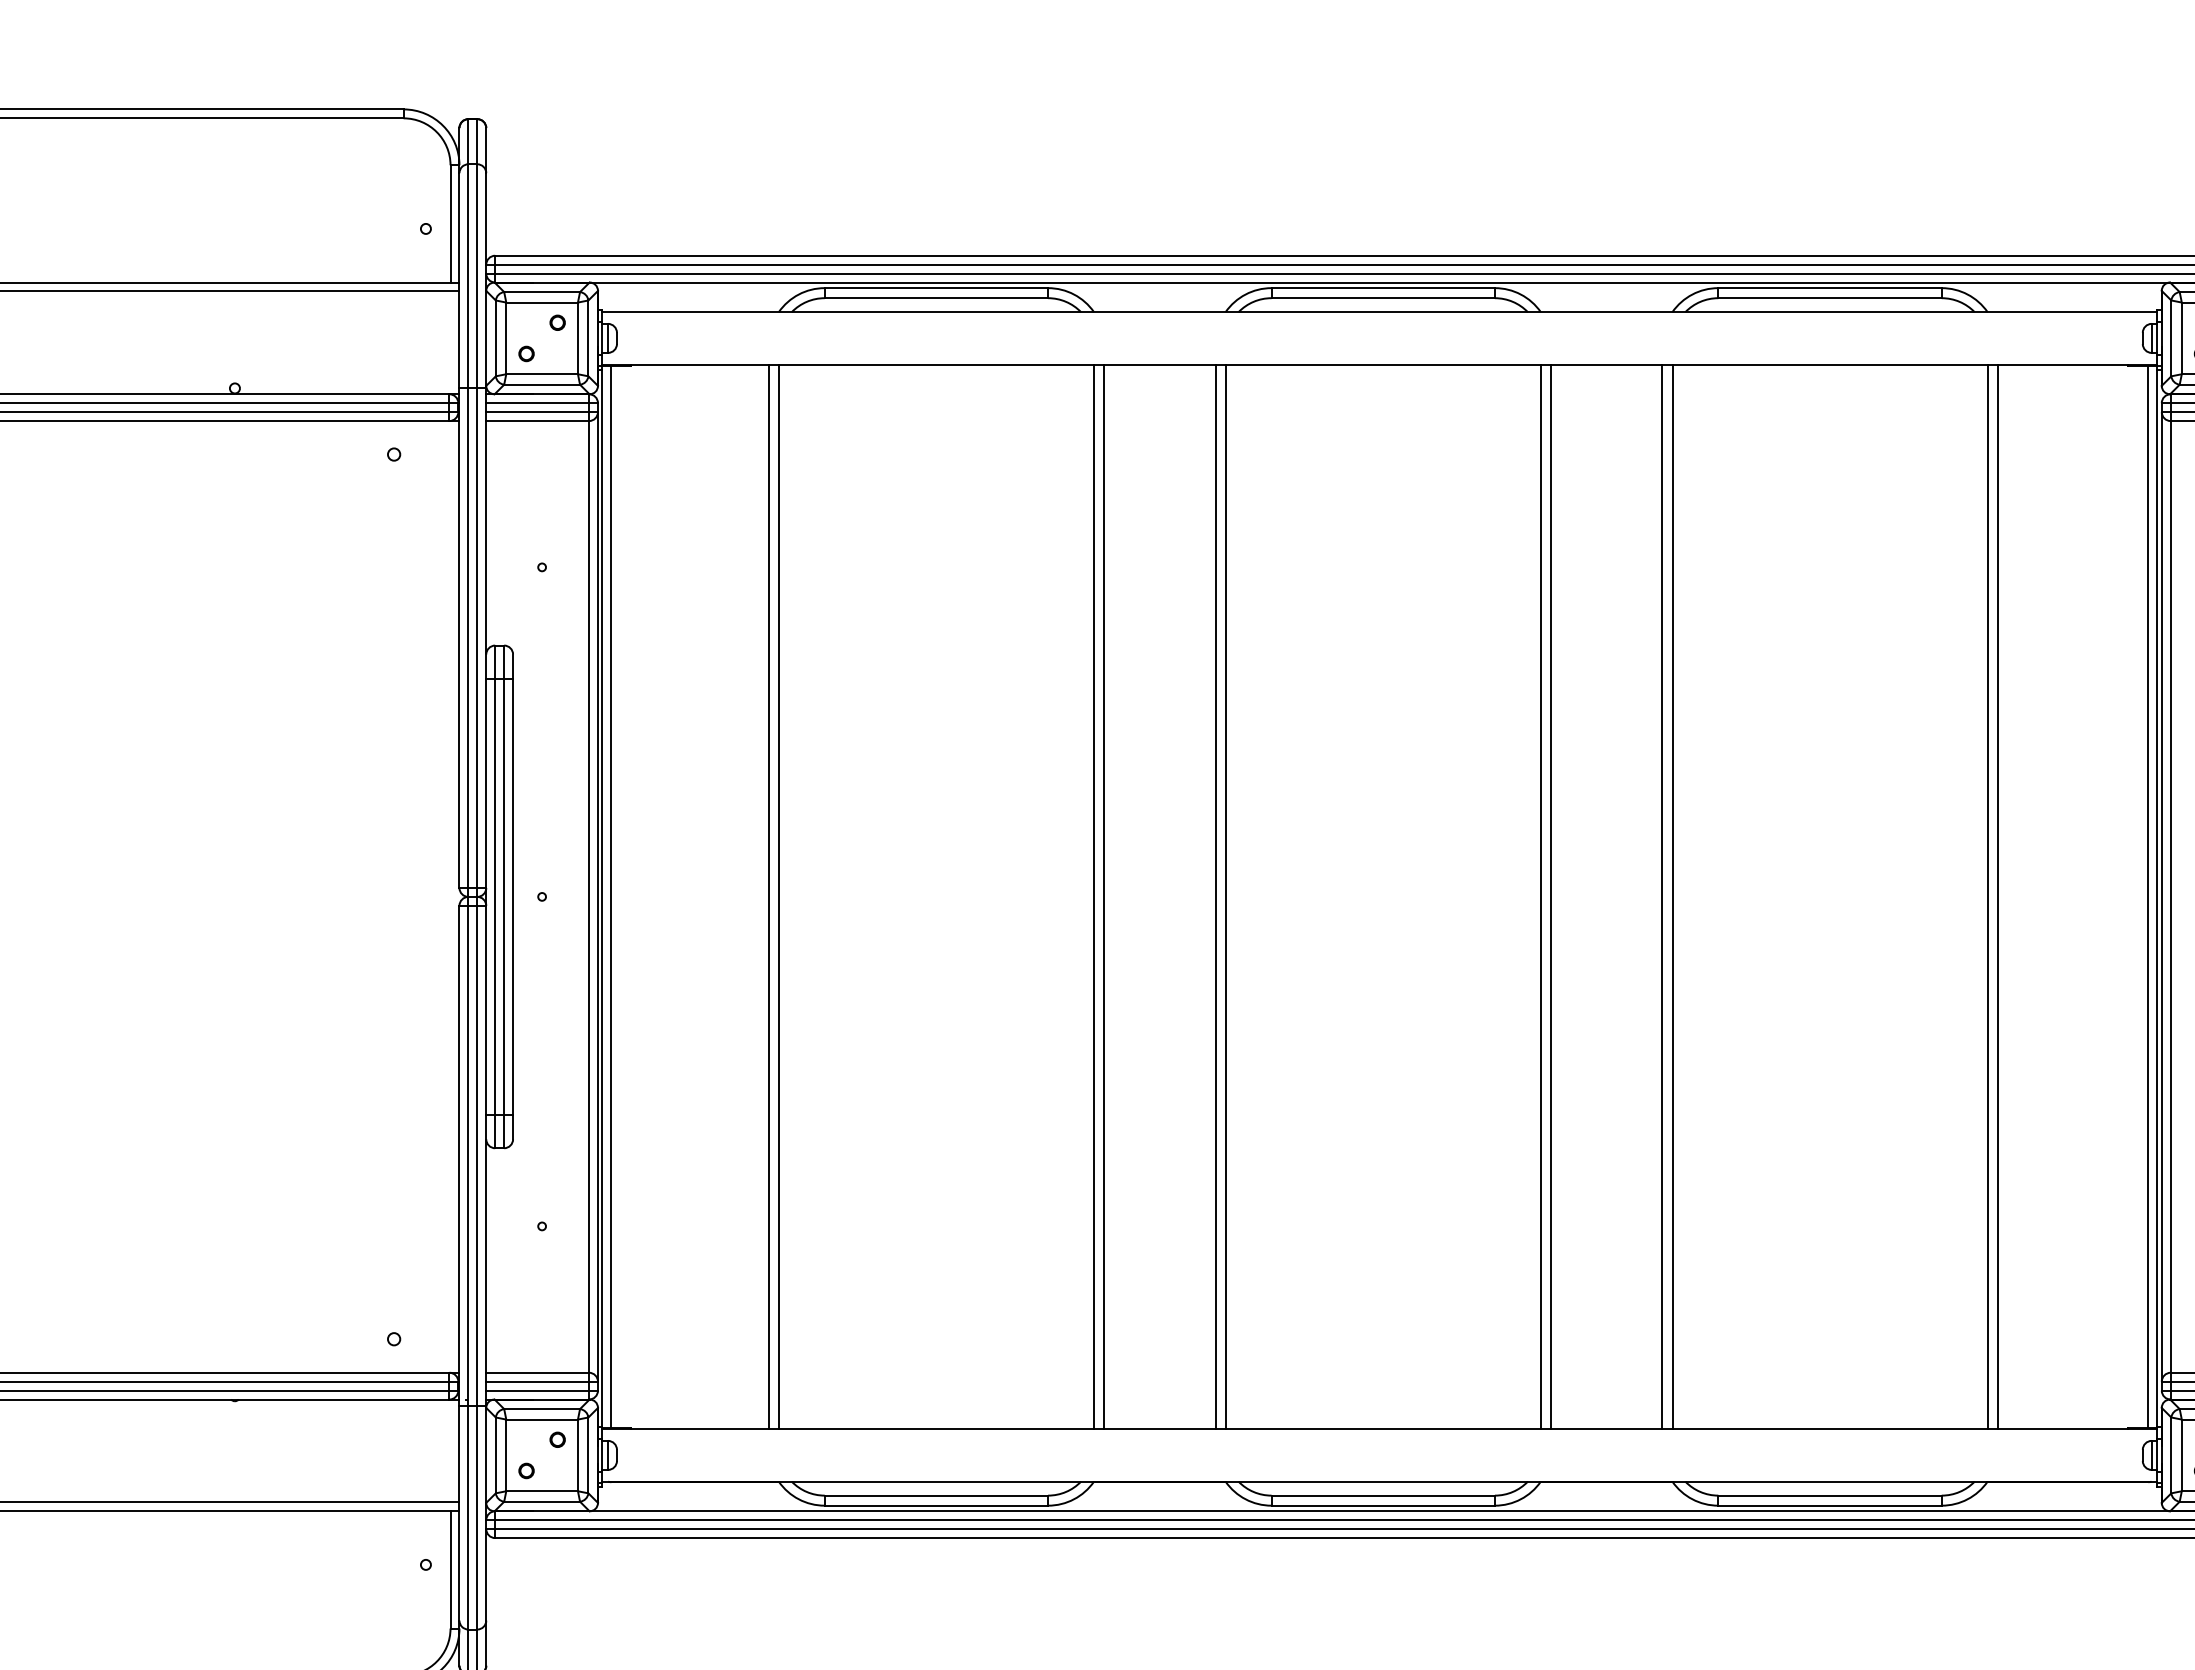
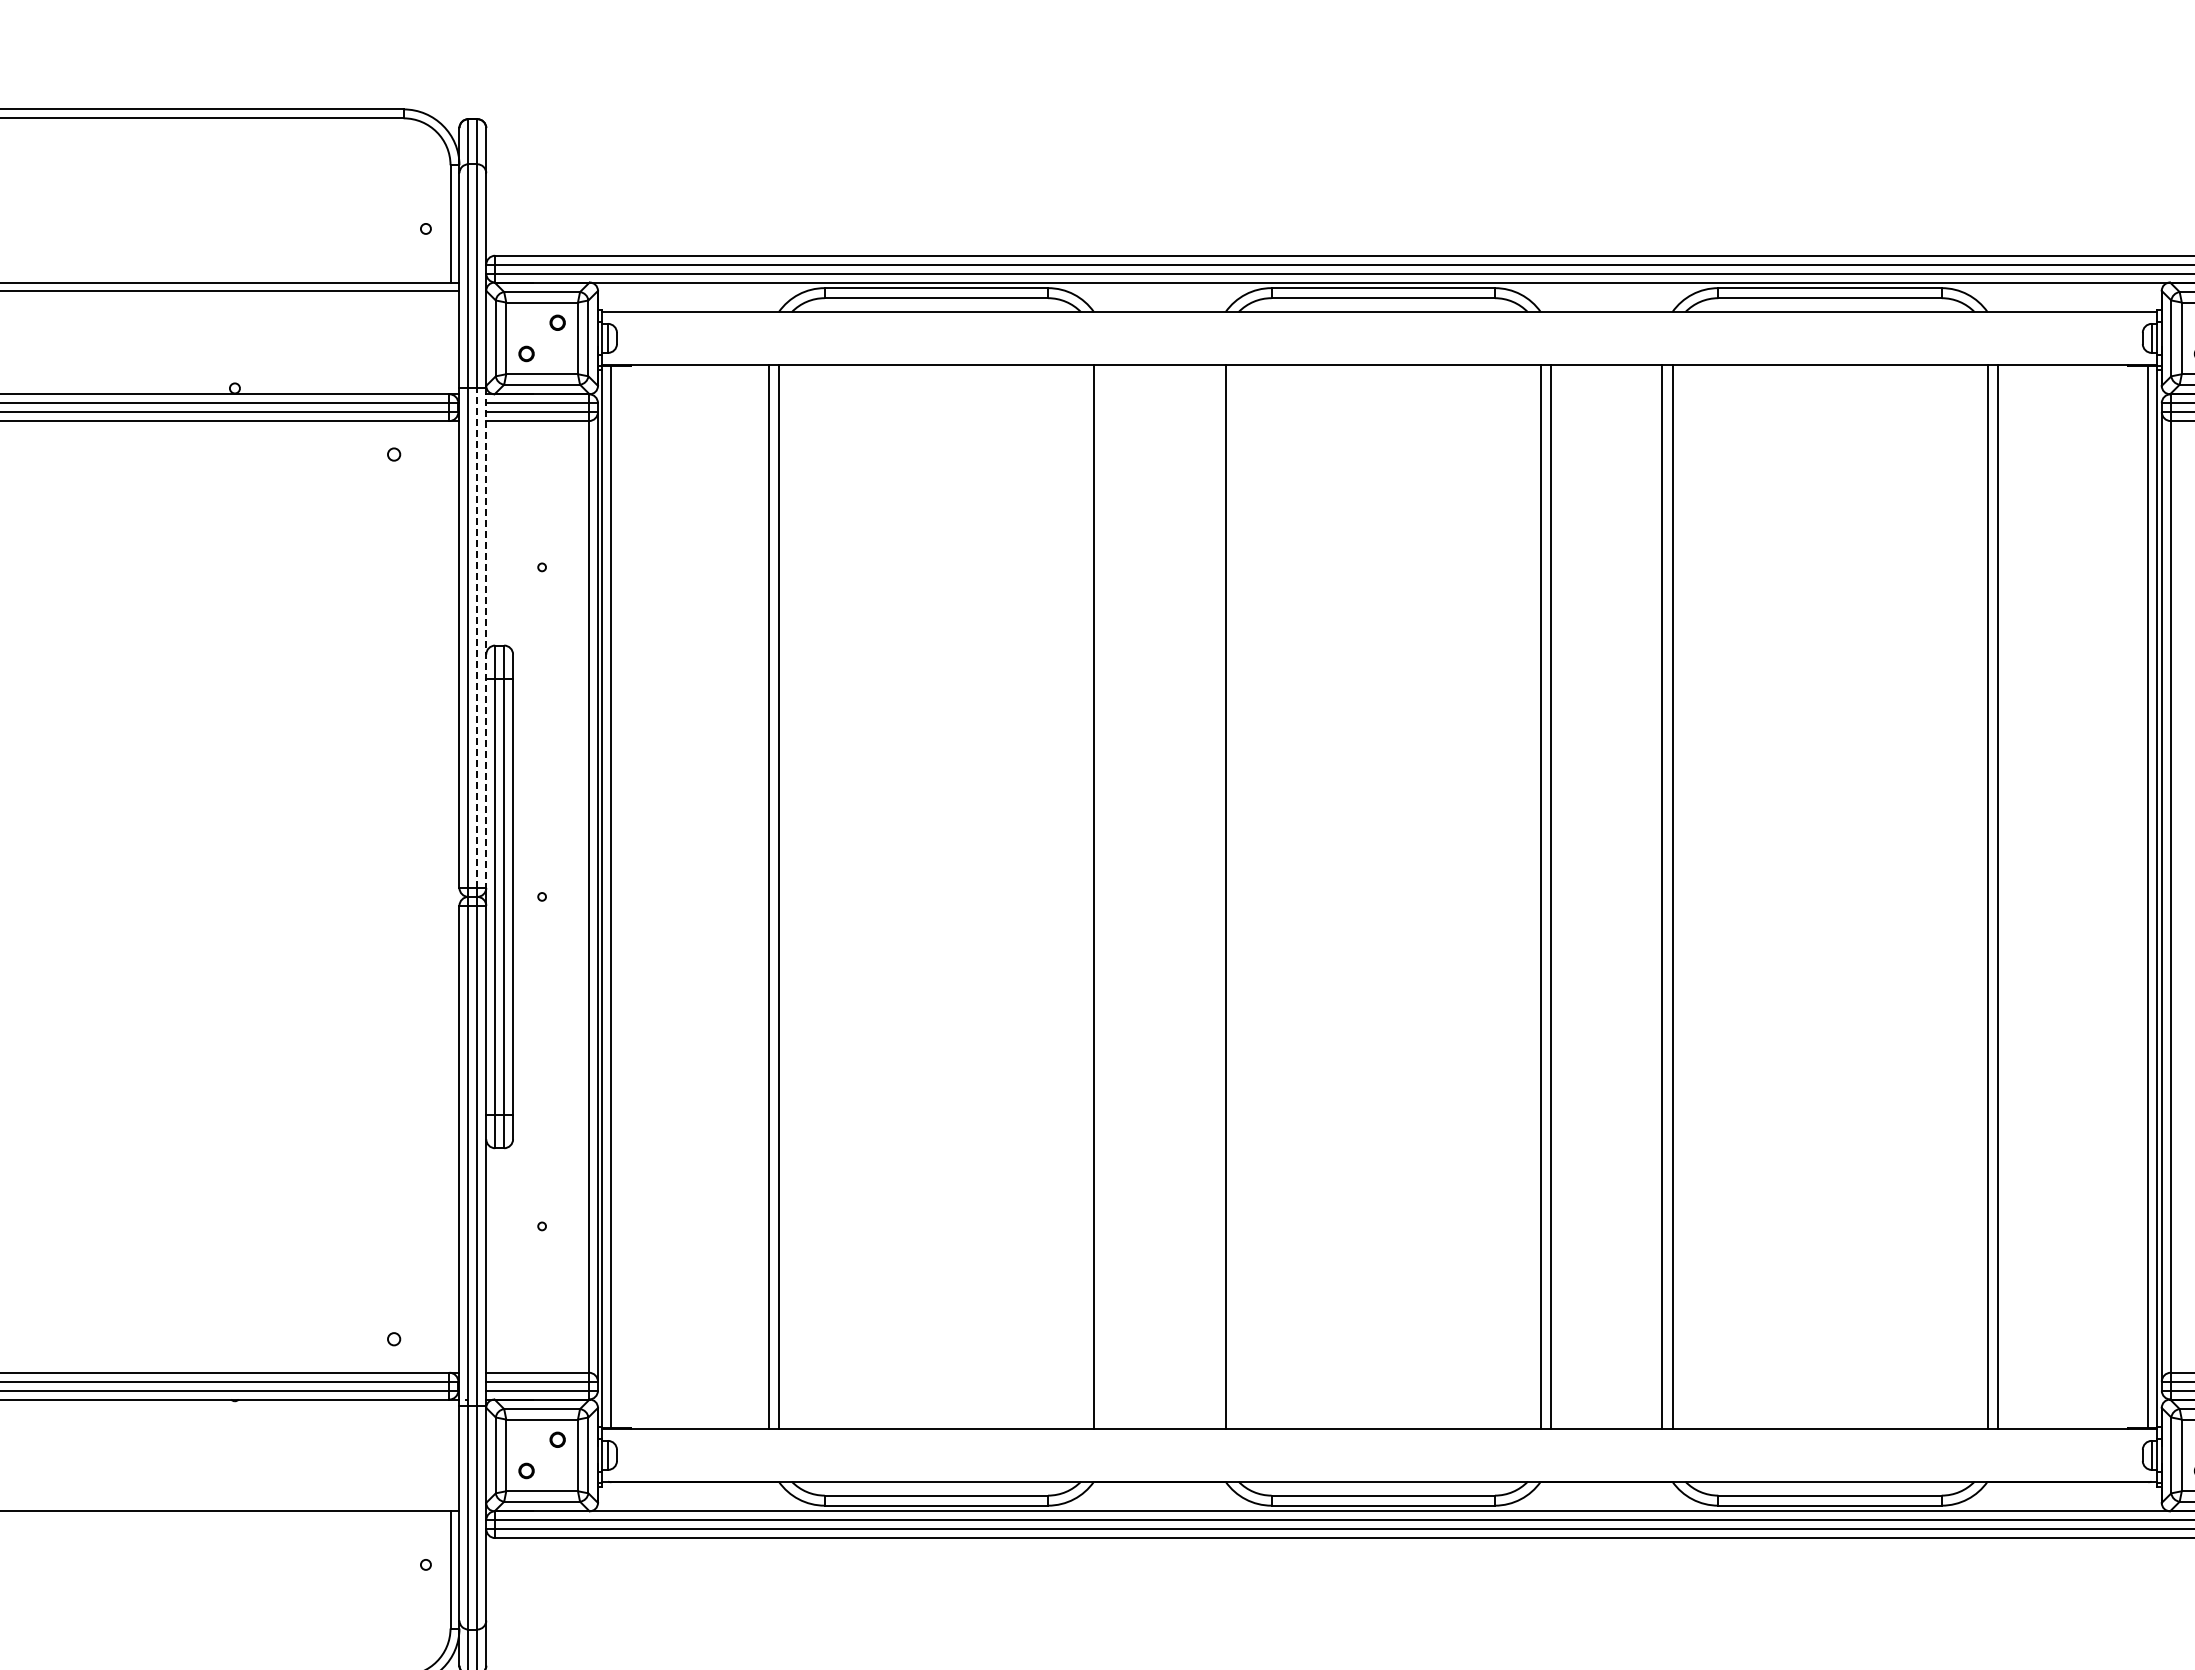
line: solid -> dashed (477, 637)
line: solid -> dashed (486, 638)
line: present -> none (1103, 896)
line: present -> none (1215, 896)
line: present -> none (230, 1502)
